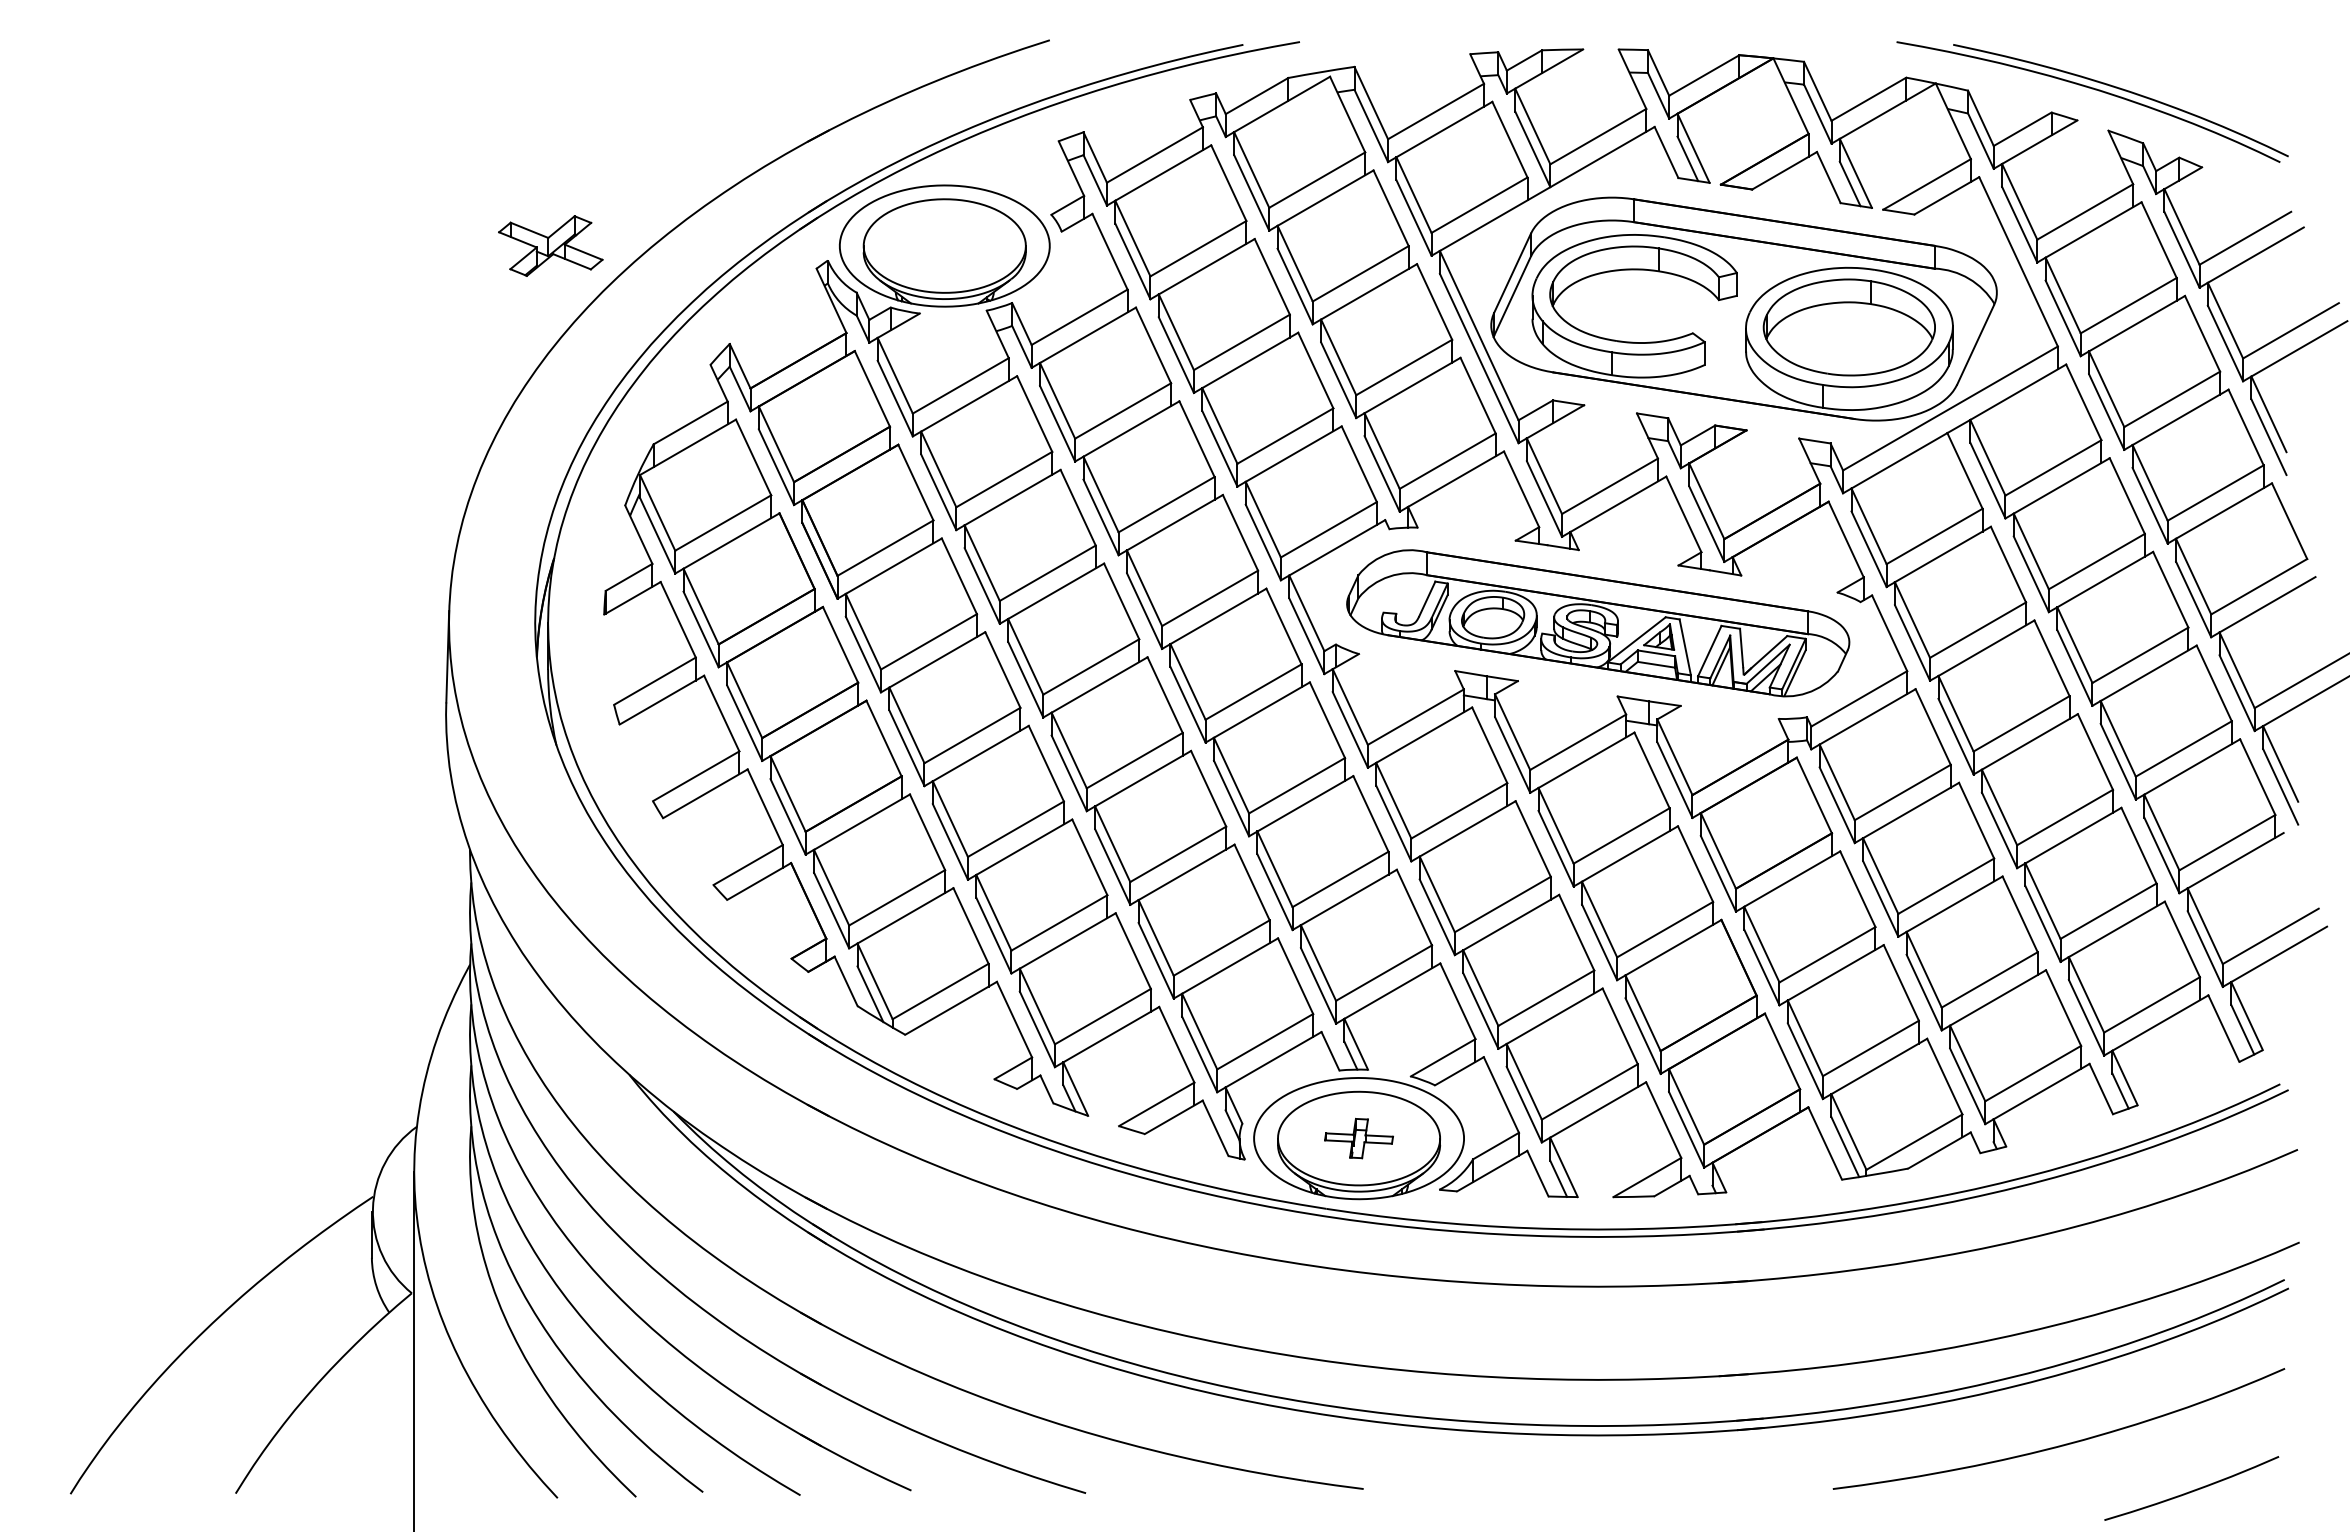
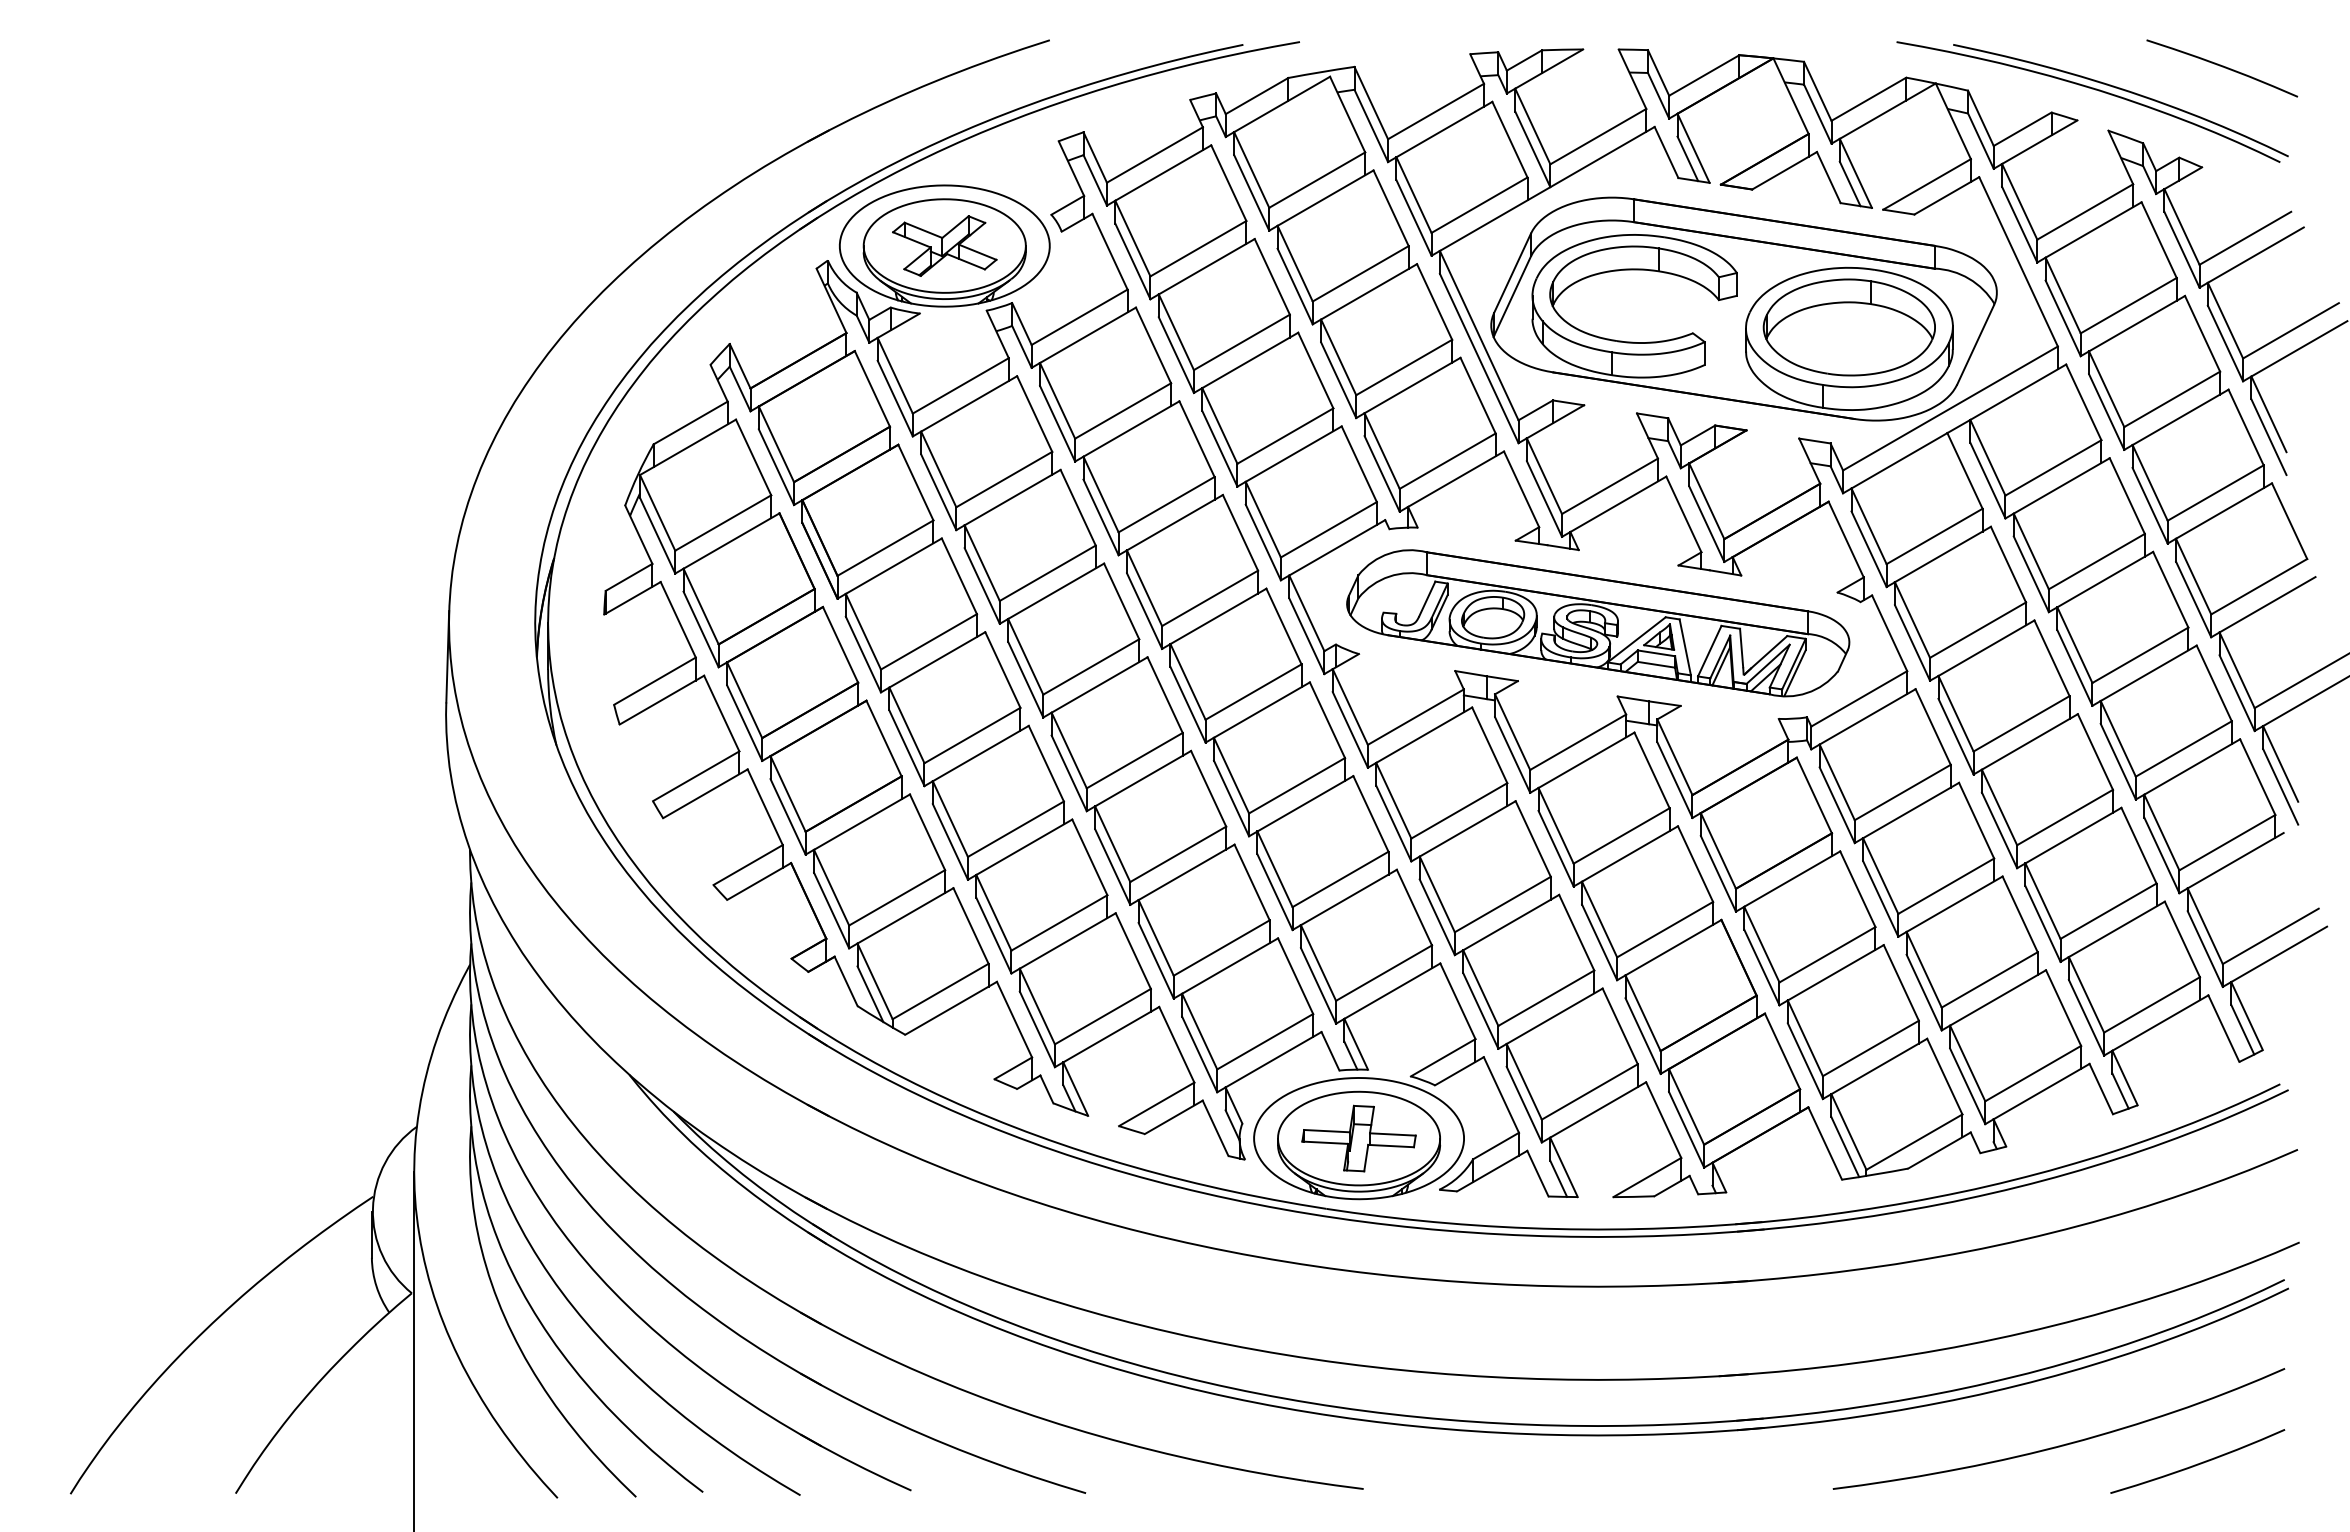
curve: none -> present (2222, 67)
part position: (550, 245) -> (944, 245) (944, 245)
part size: 70x43 px -> 116x69 px (1358, 1138)
curve position: (2191, 1490) -> (2197, 1463) (2197, 1463)
